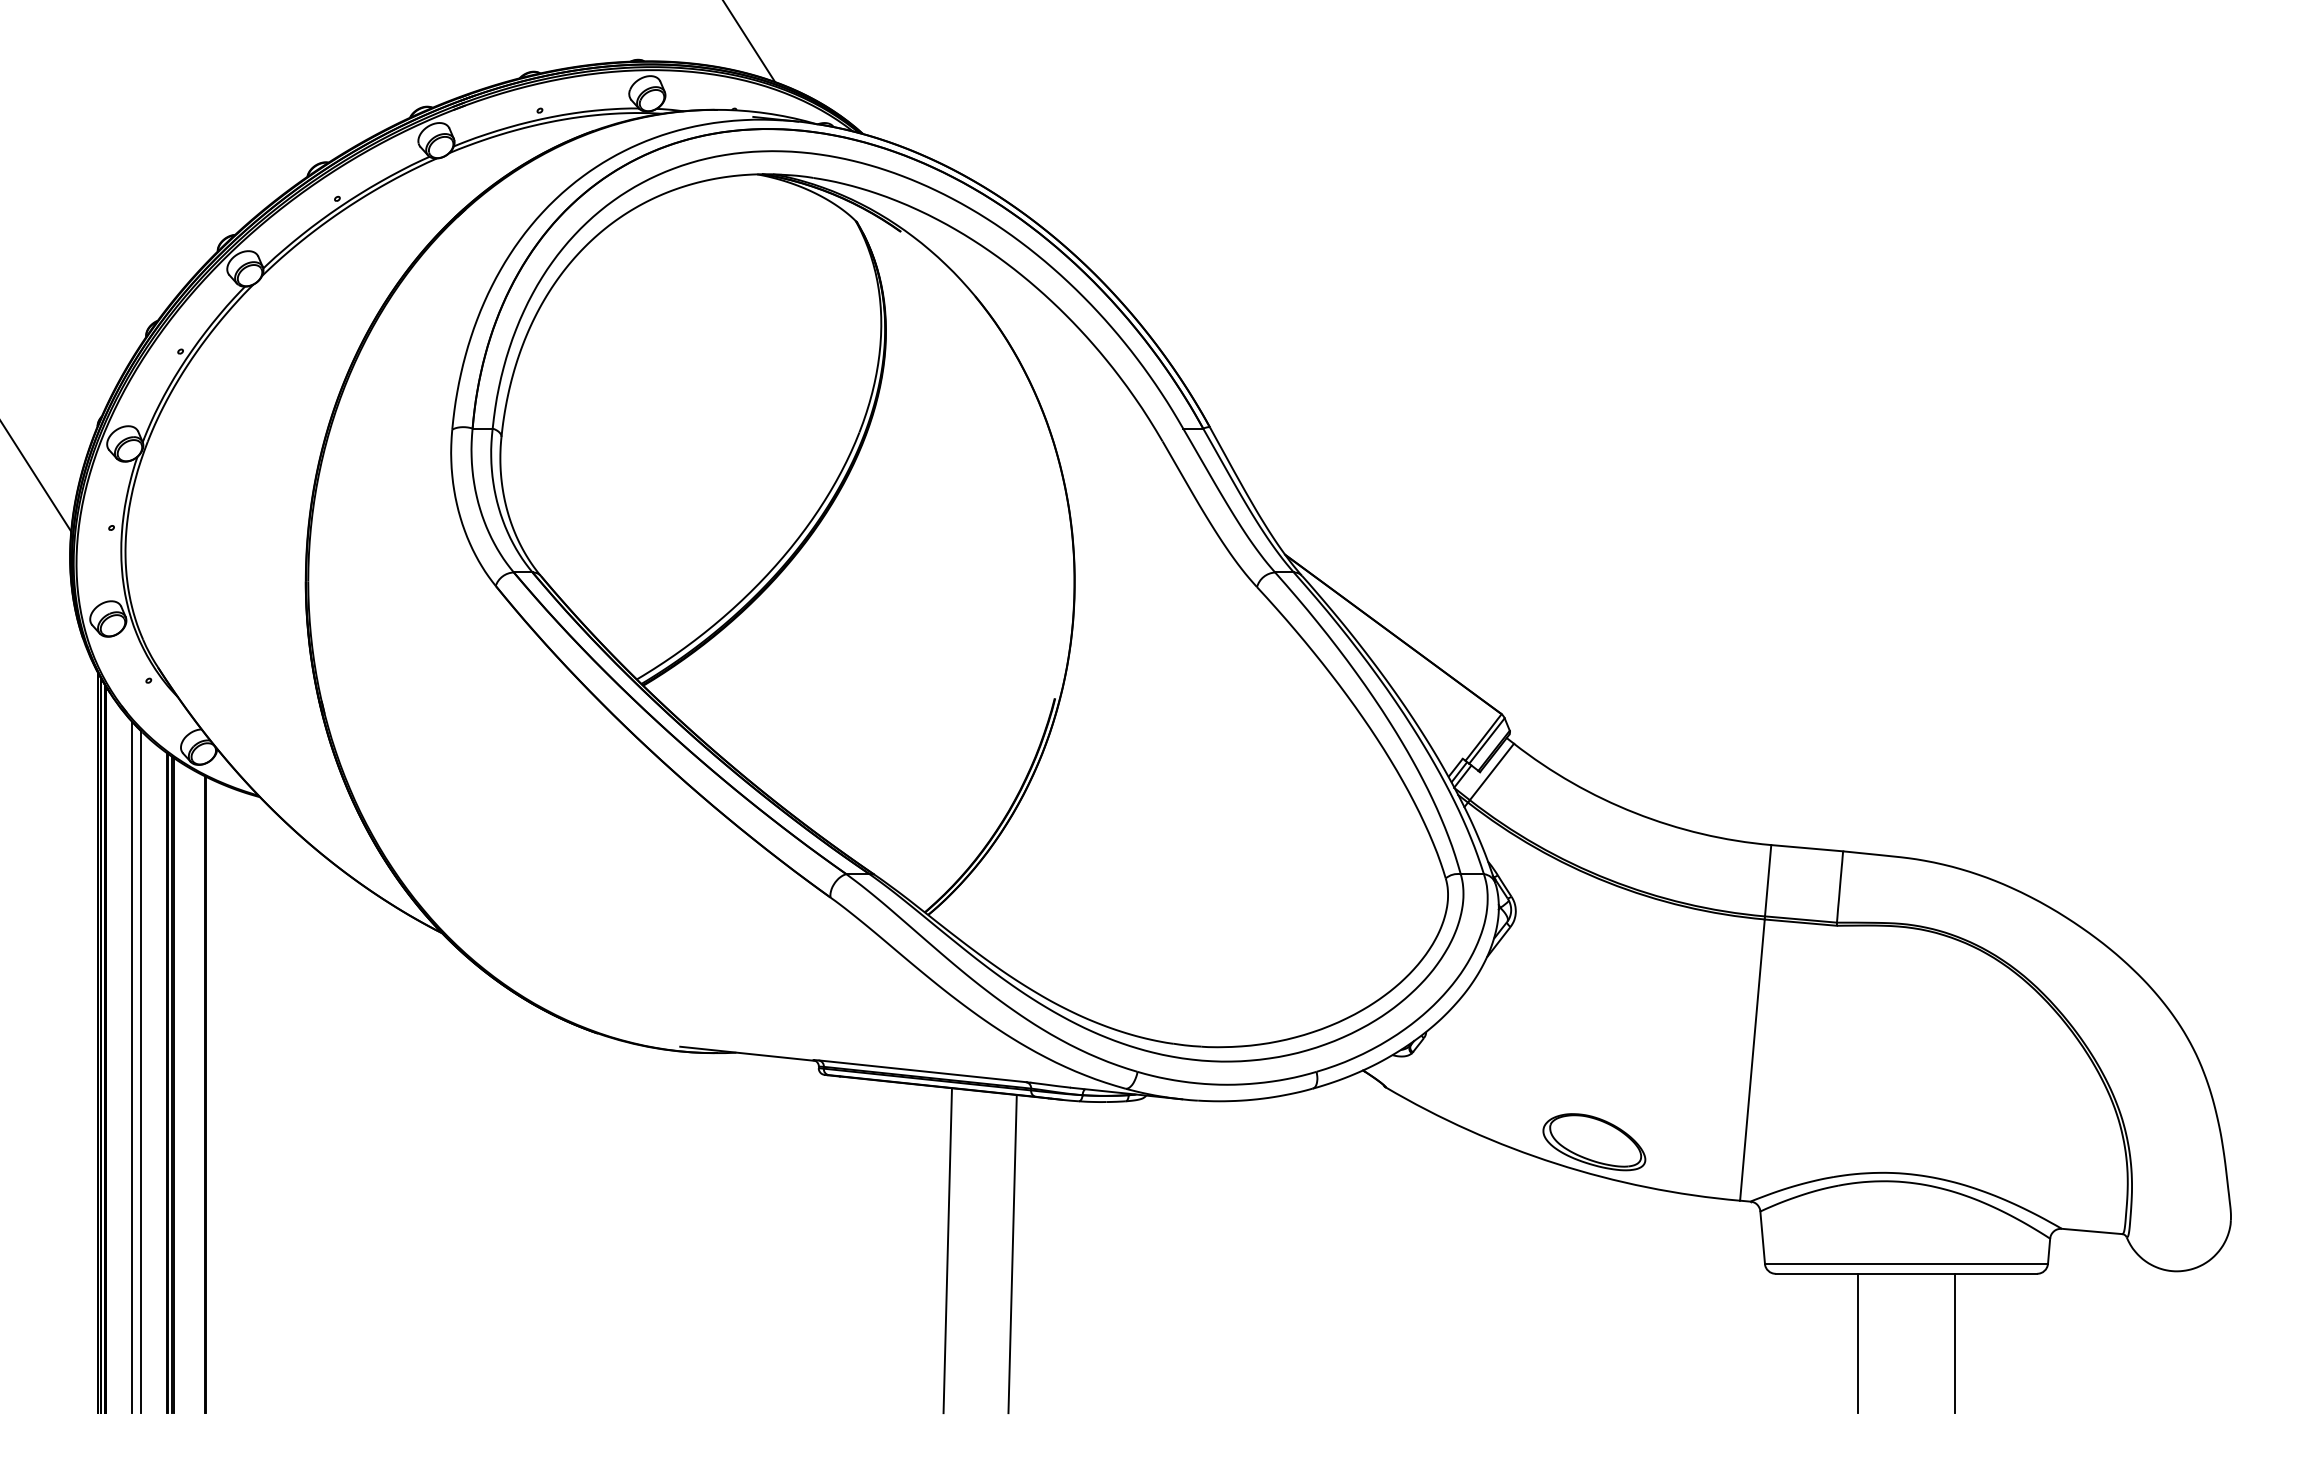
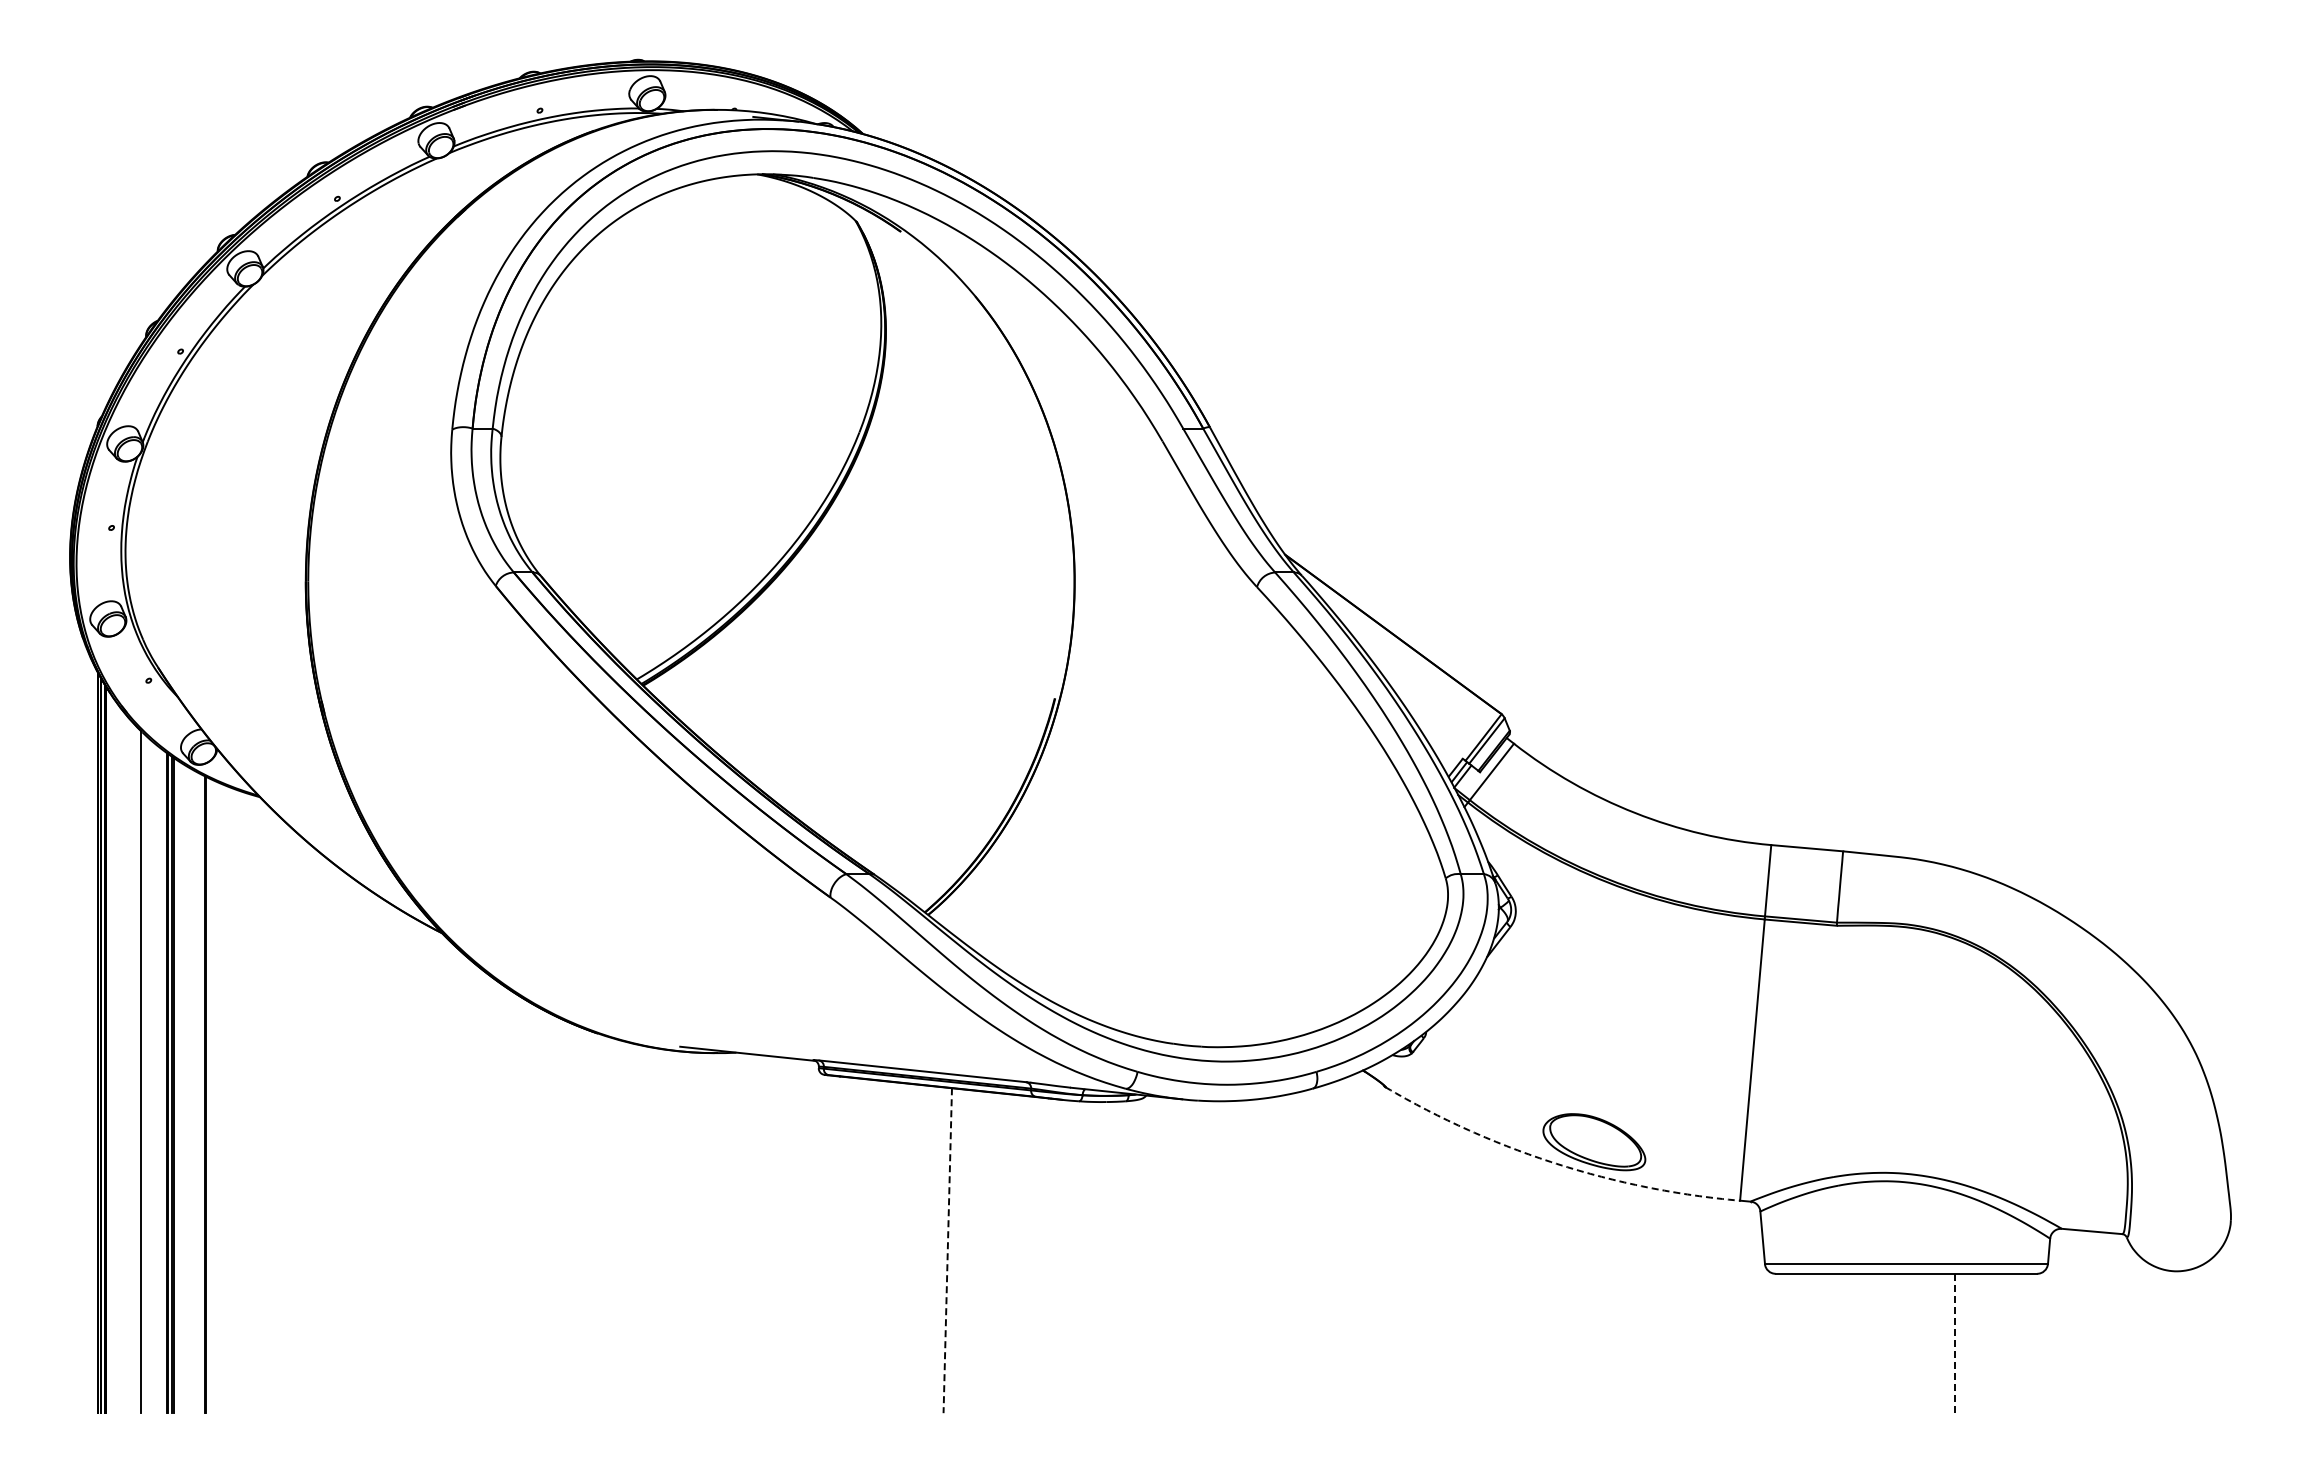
line: present -> none (749, 42)
line: present -> none (36, 477)
line: present -> none (132, 1067)
arc: solid -> dashed (1556, 1163)
line: solid -> dashed (947, 1251)
line: present -> none (1012, 1254)
line: present -> none (1857, 1343)
line: solid -> dashed (1955, 1343)
